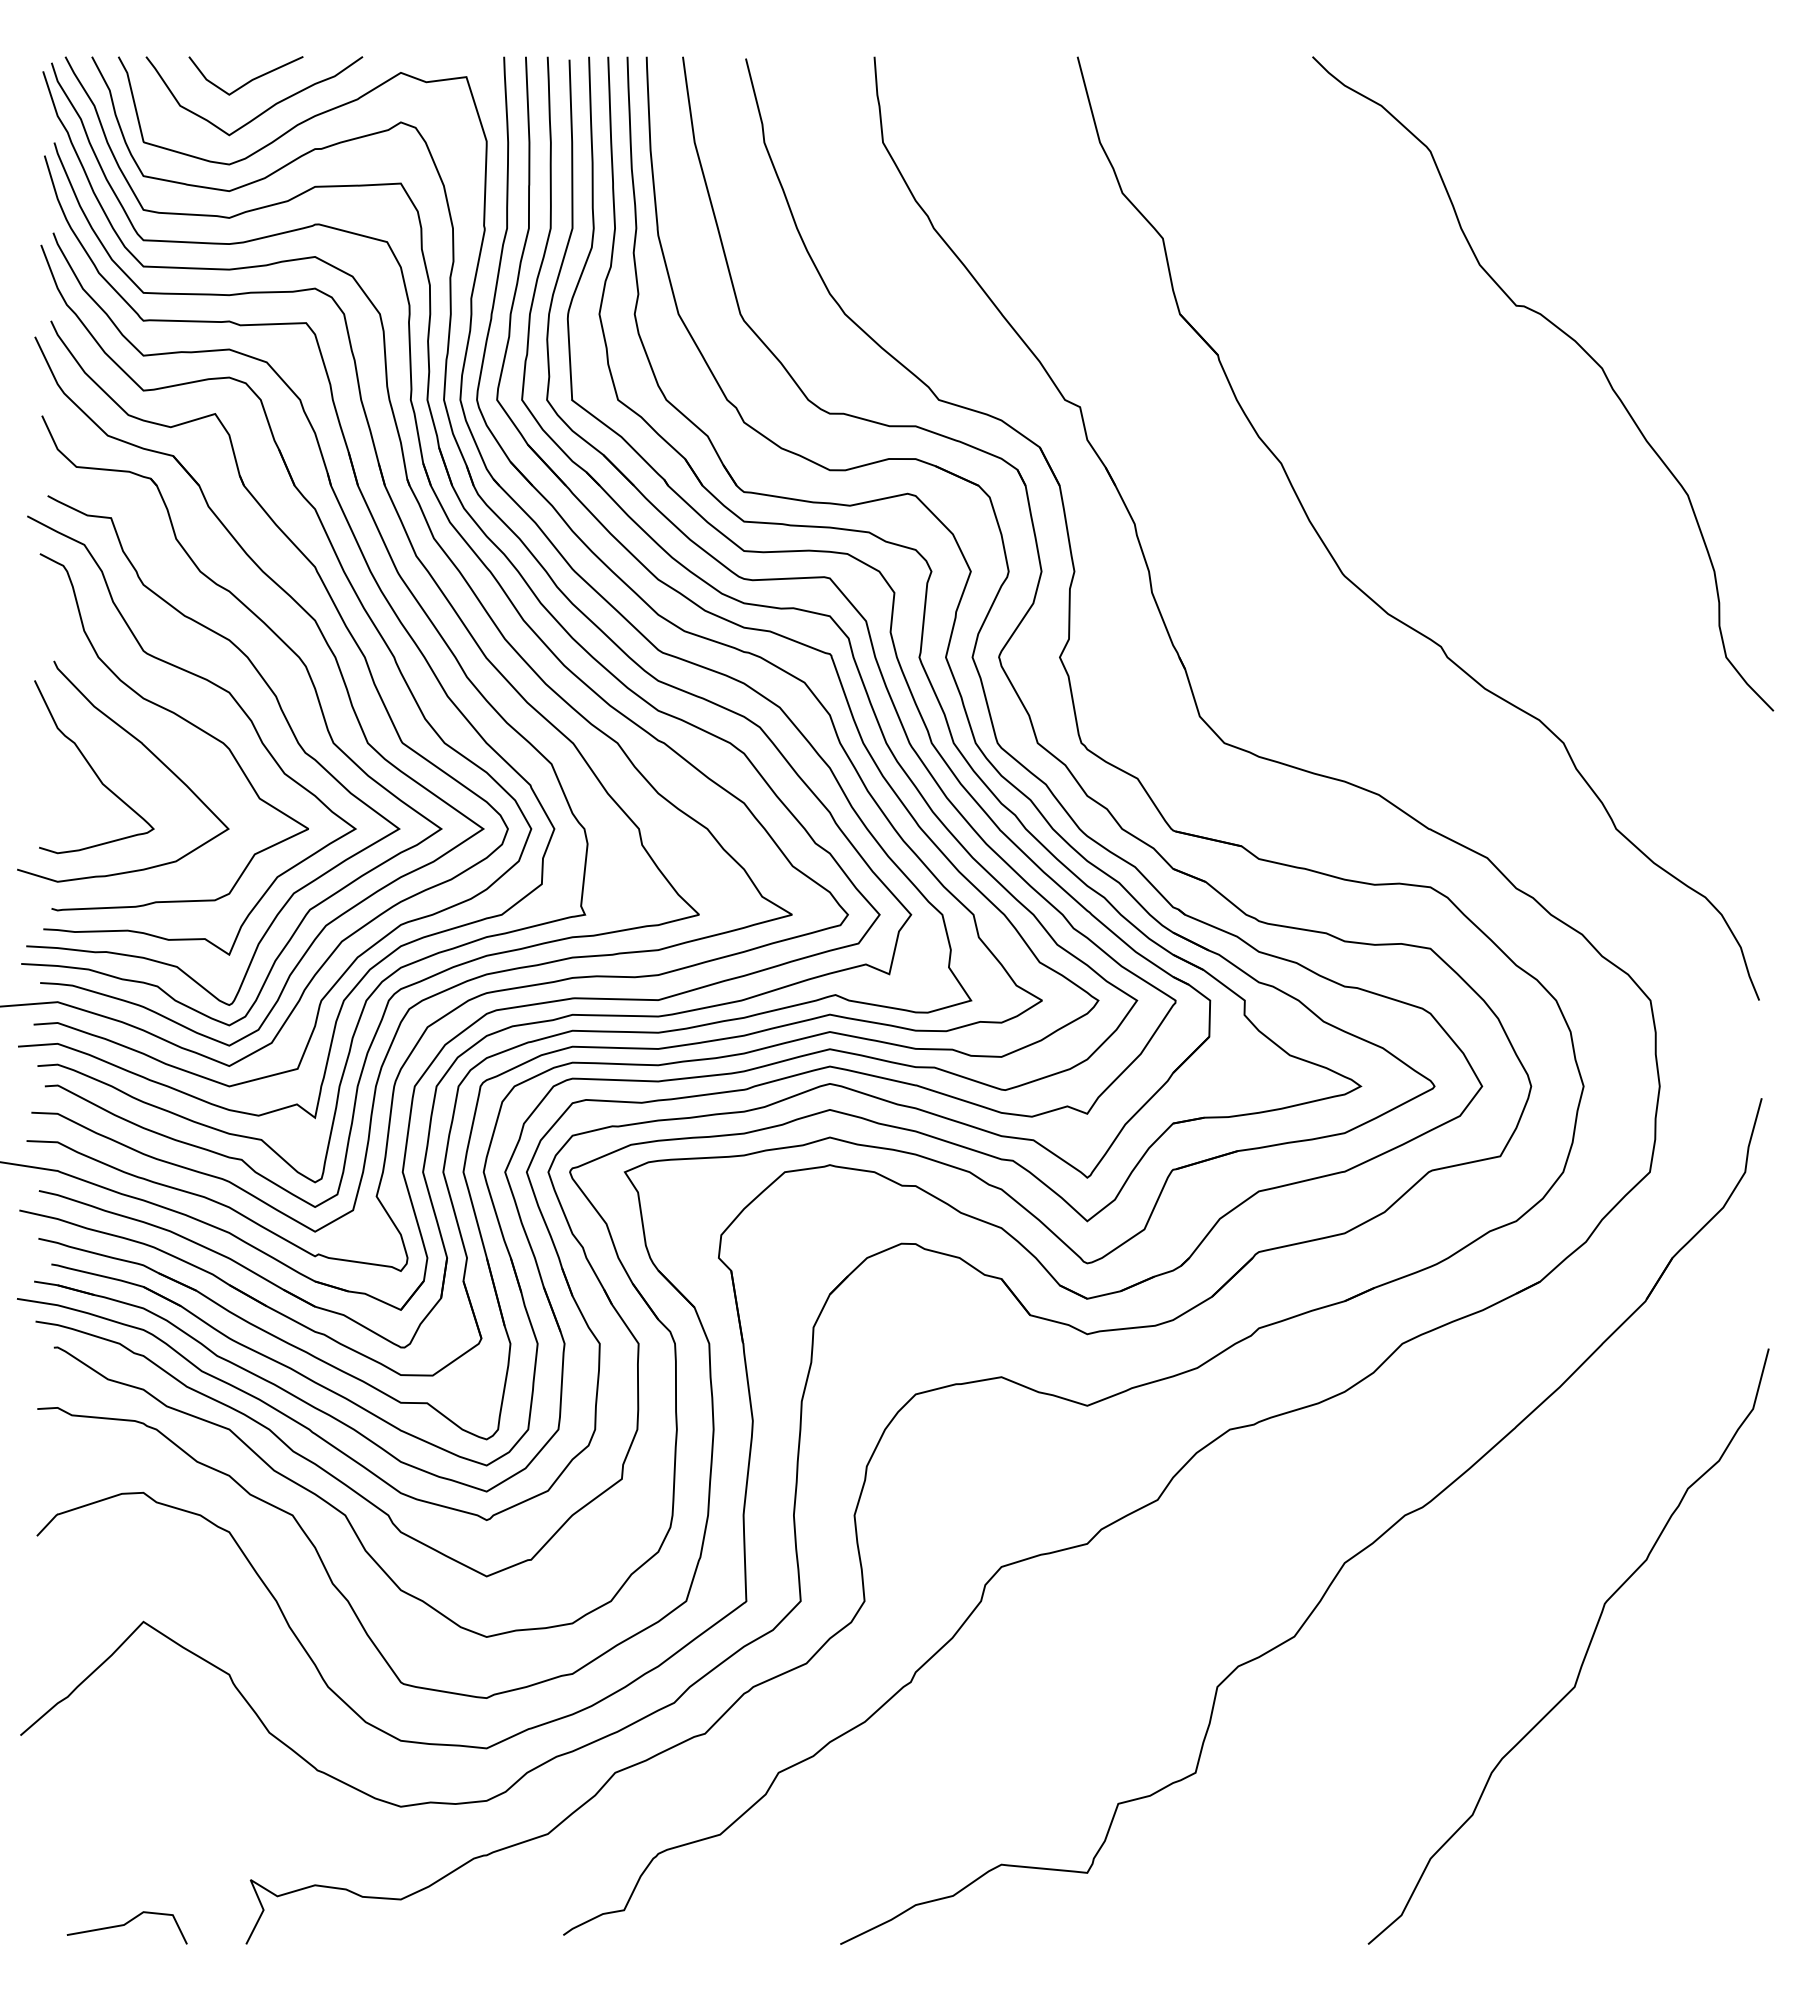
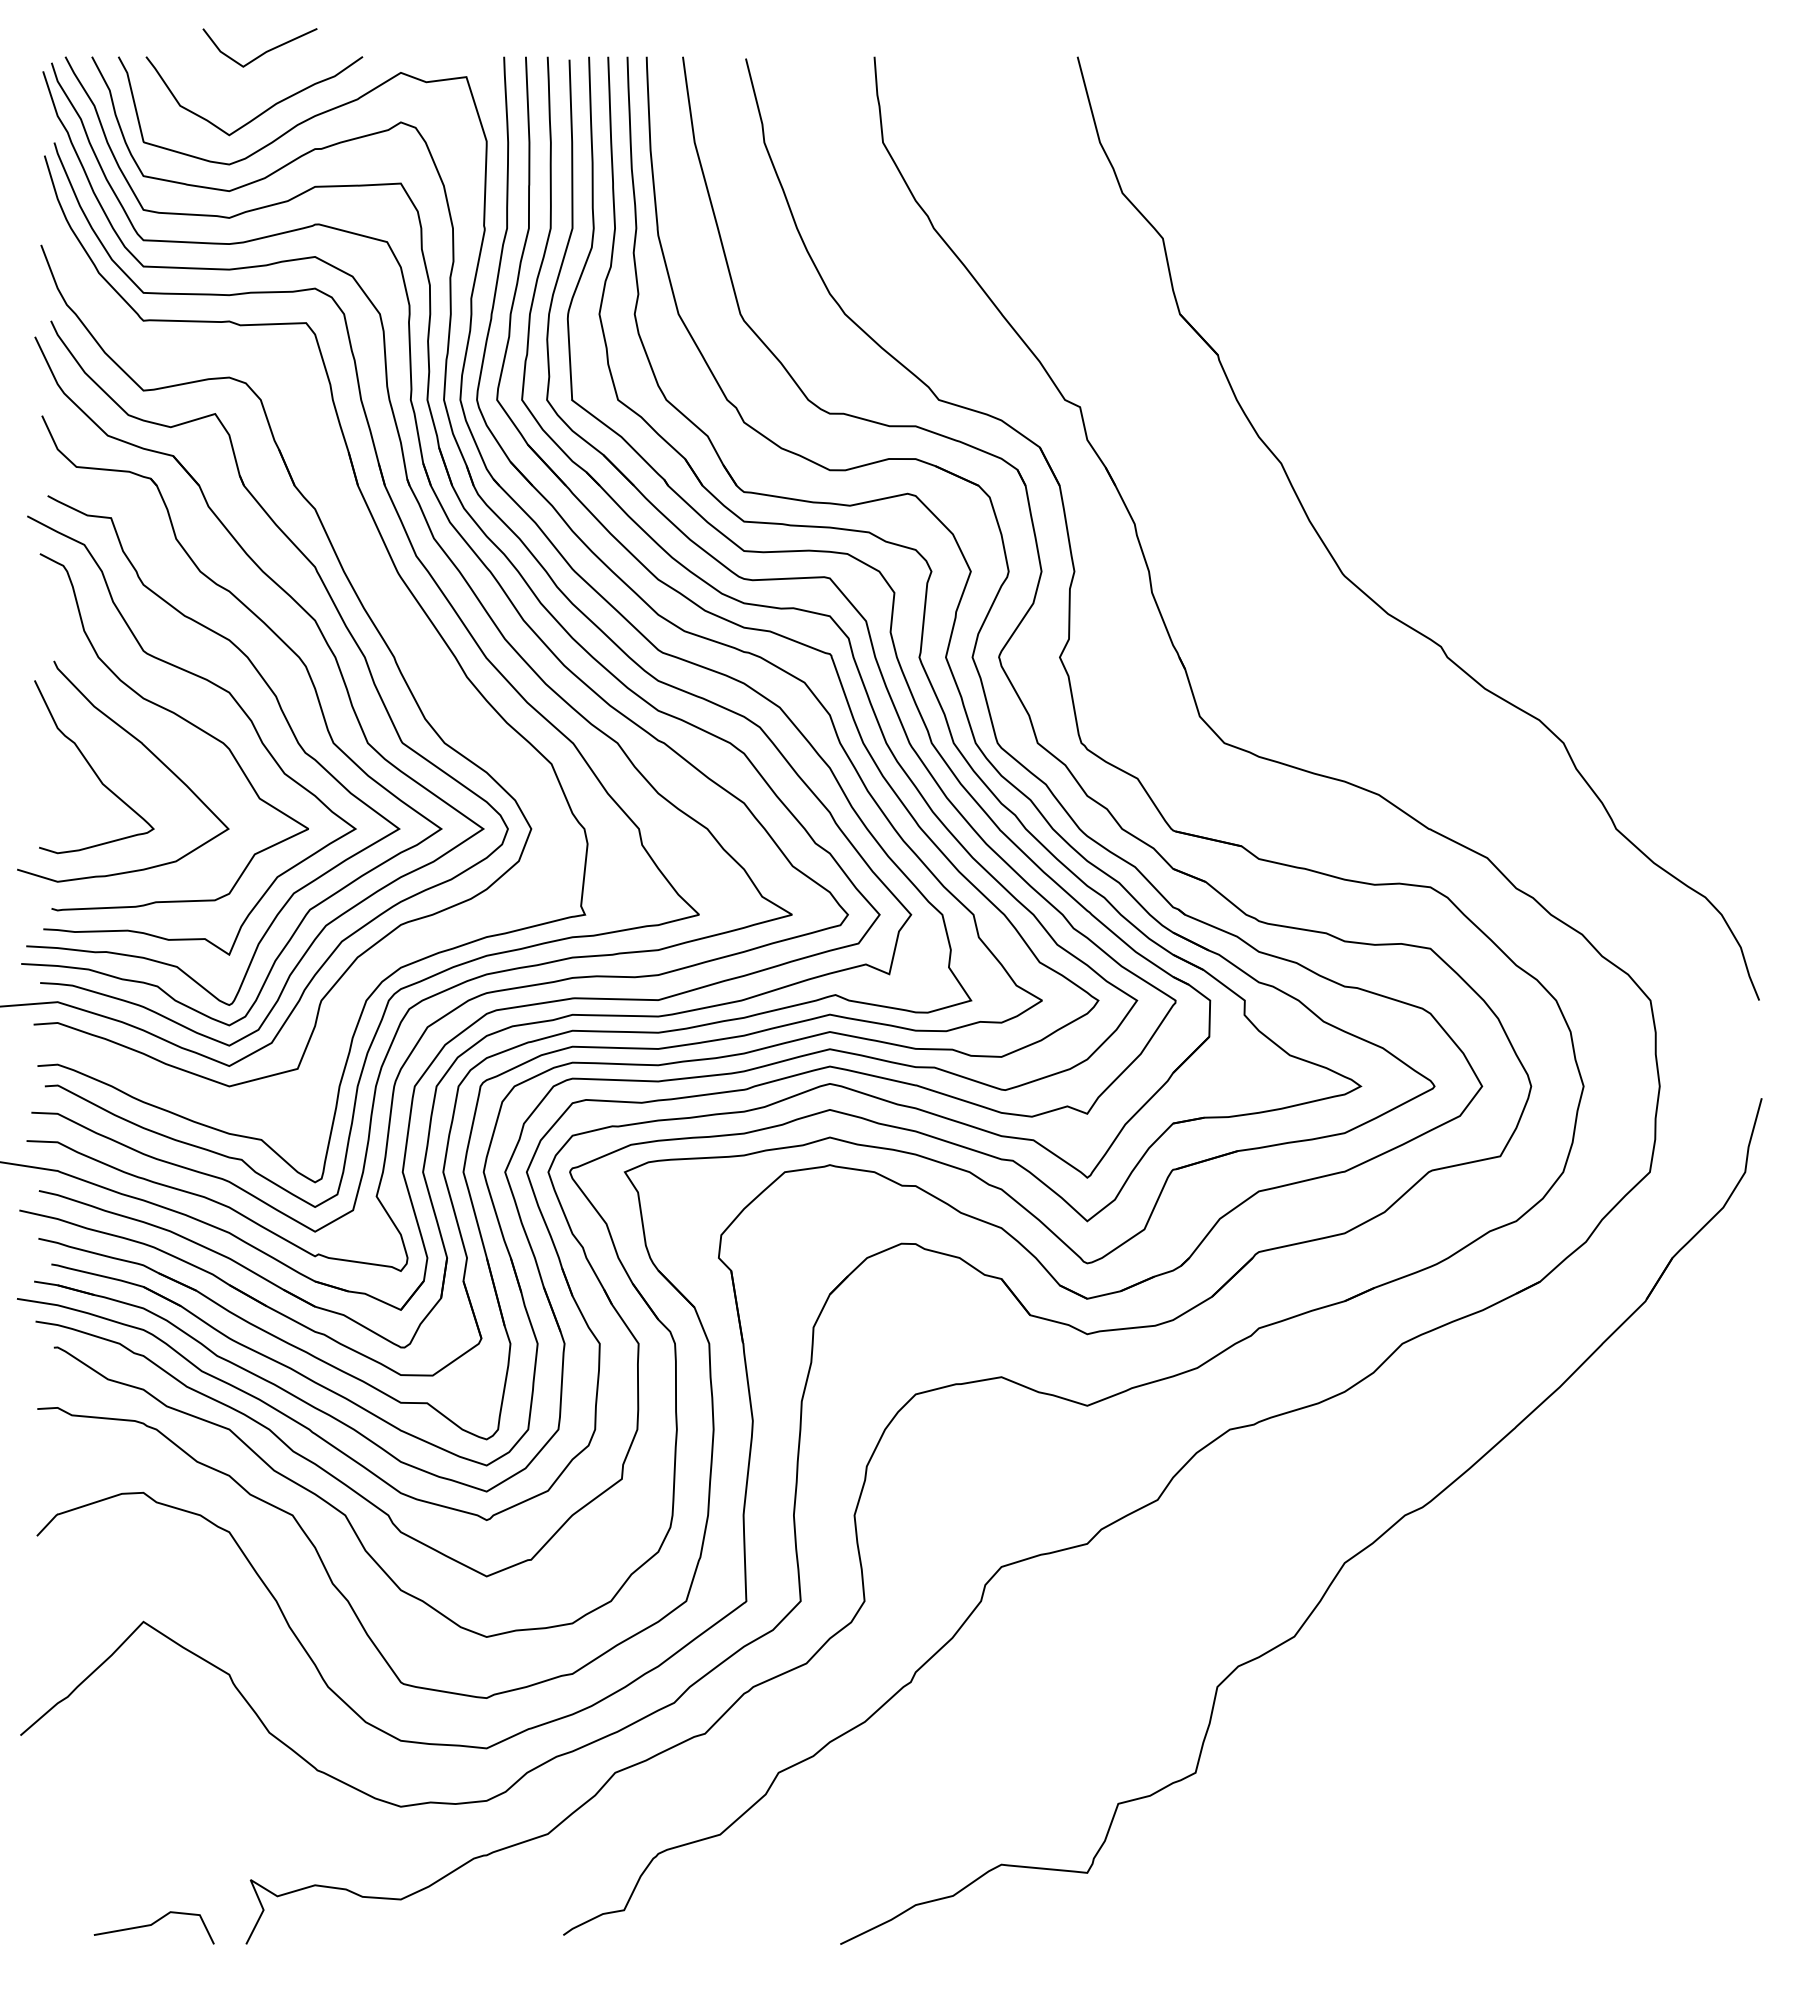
line position: (249, 80) -> (263, 52) (263, 52)
curve: present -> none (1579, 346)
part: present -> none (392, 611)
curve: present -> none (1585, 1652)
line position: (125, 1925) -> (152, 1925) (152, 1925)
